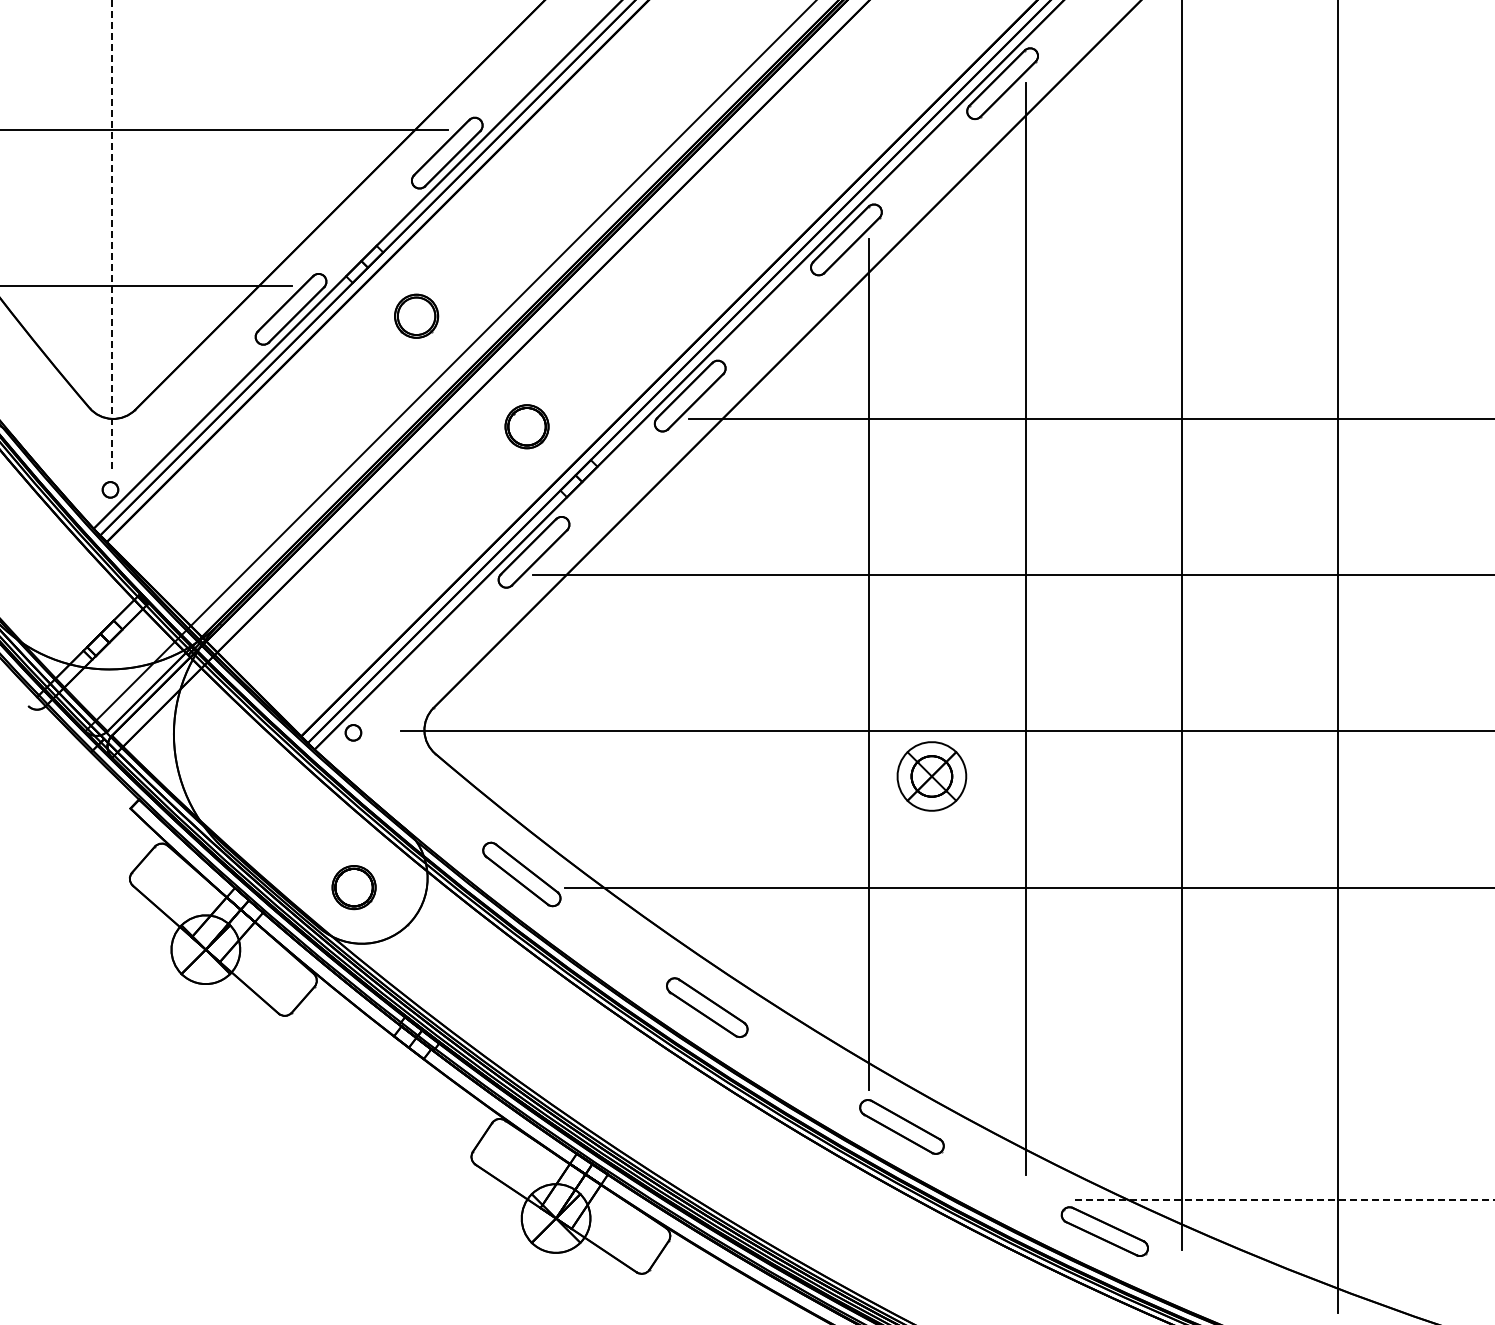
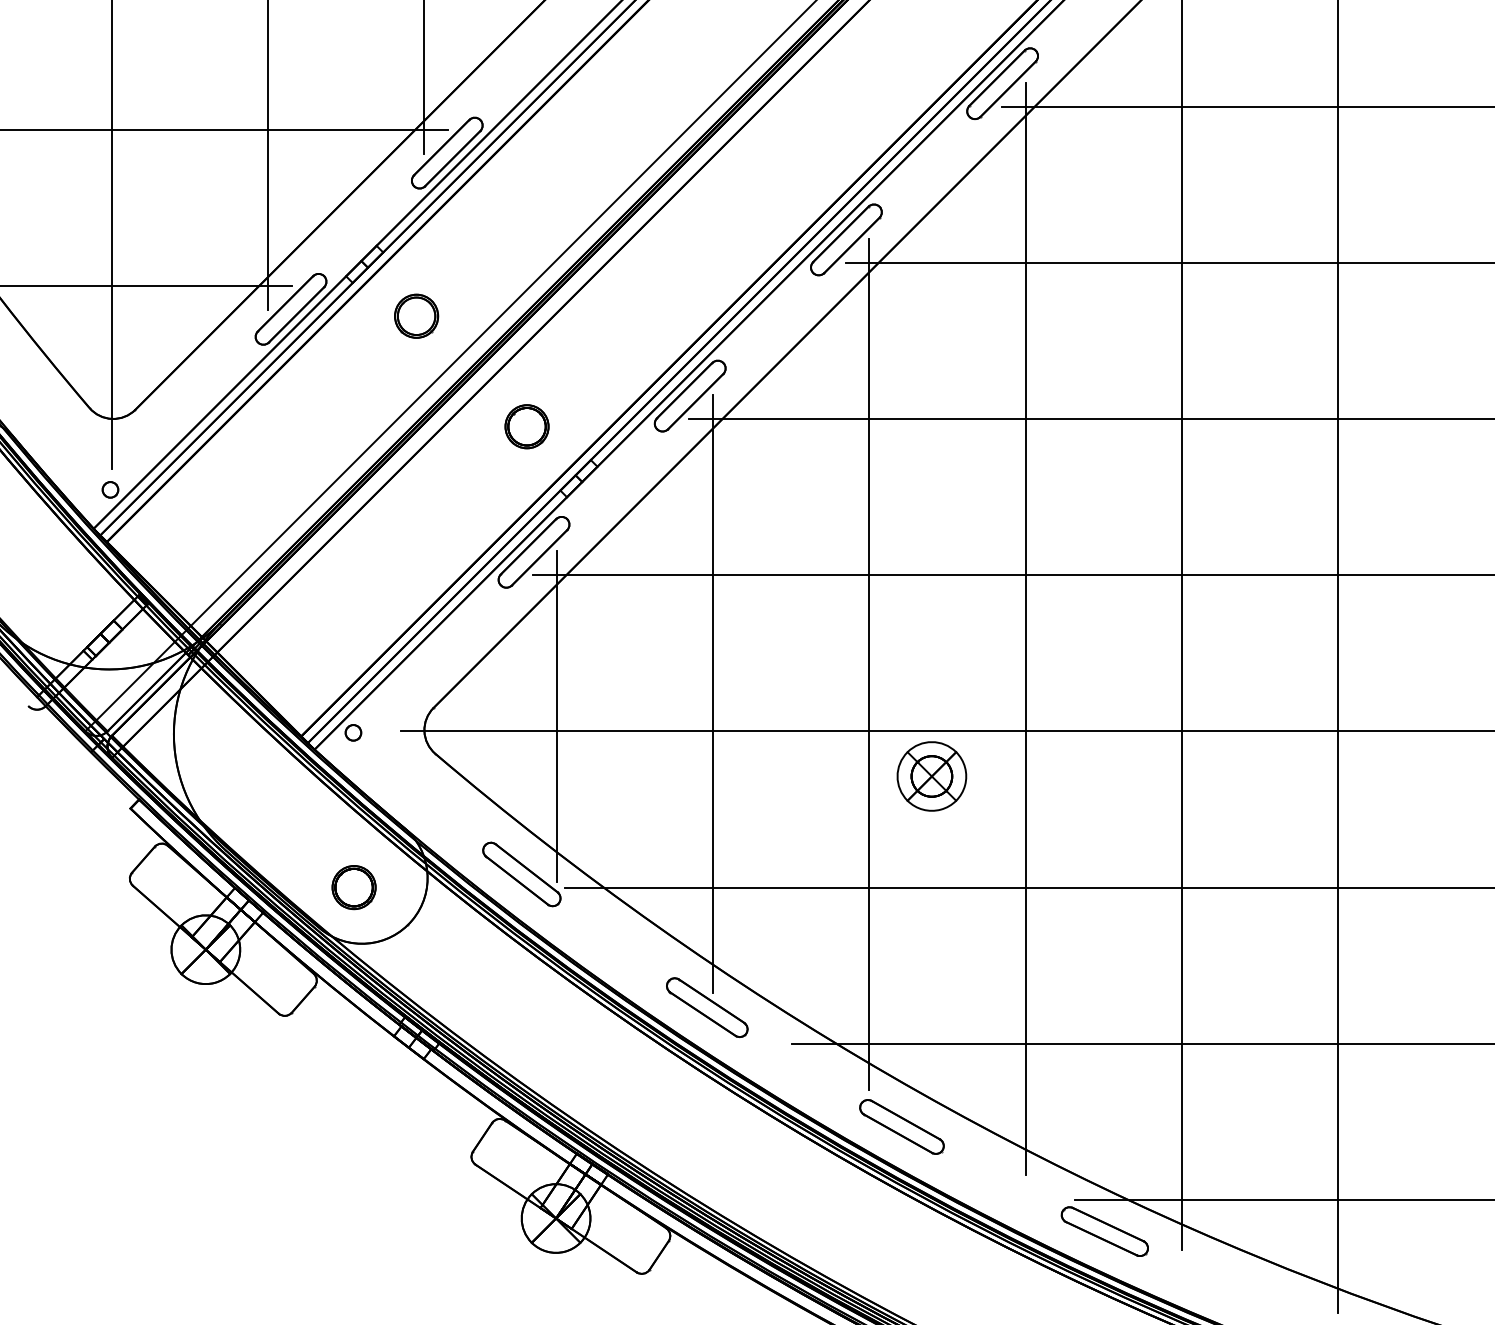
line: none -> present (424, 78)
line: none -> present (1246, 106)
line: none -> present (268, 156)
line: dashed -> solid (111, 235)
line: none -> present (1168, 262)
line: none -> present (713, 693)
line: none -> present (557, 716)
line: none -> present (1141, 1043)
line: dashed -> solid (1285, 1200)
